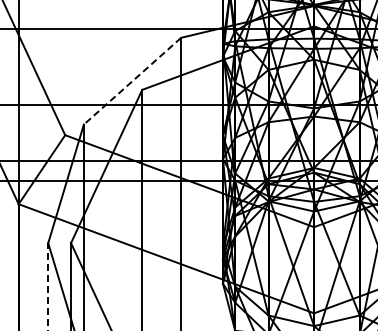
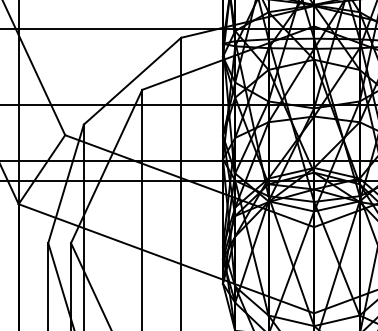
line: dashed -> solid (132, 81)
line: dashed -> solid (48, 286)
